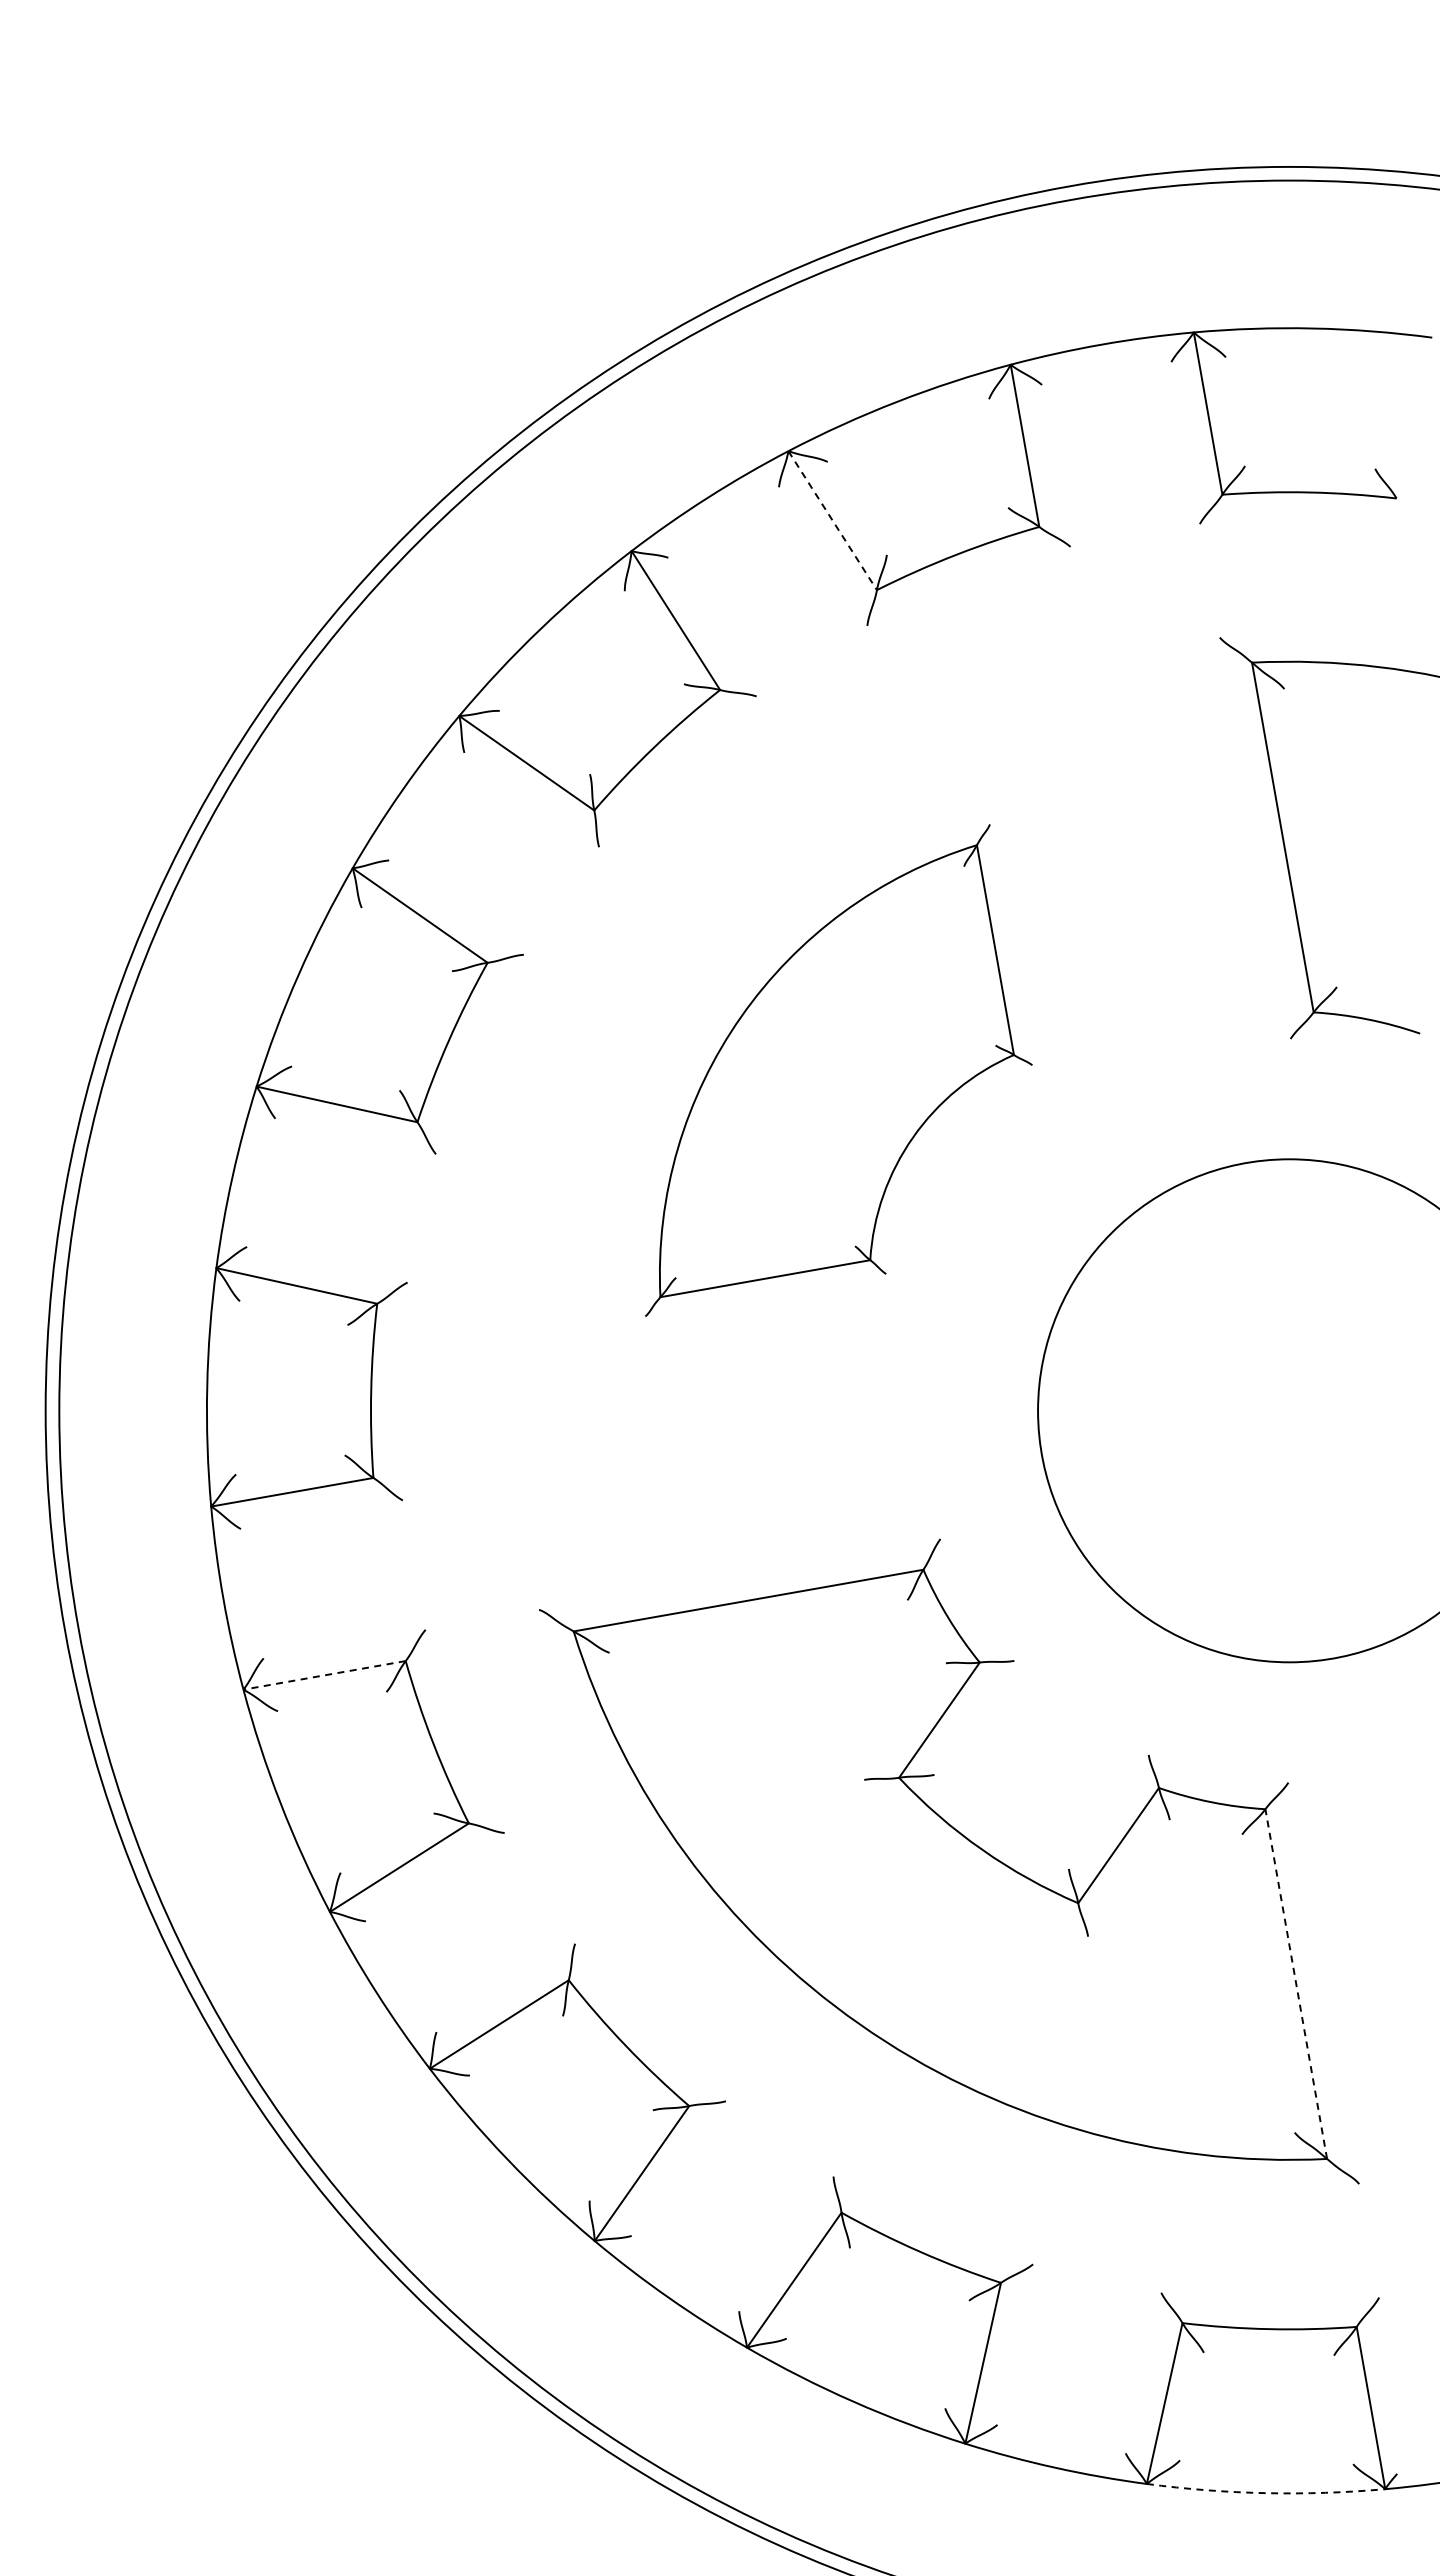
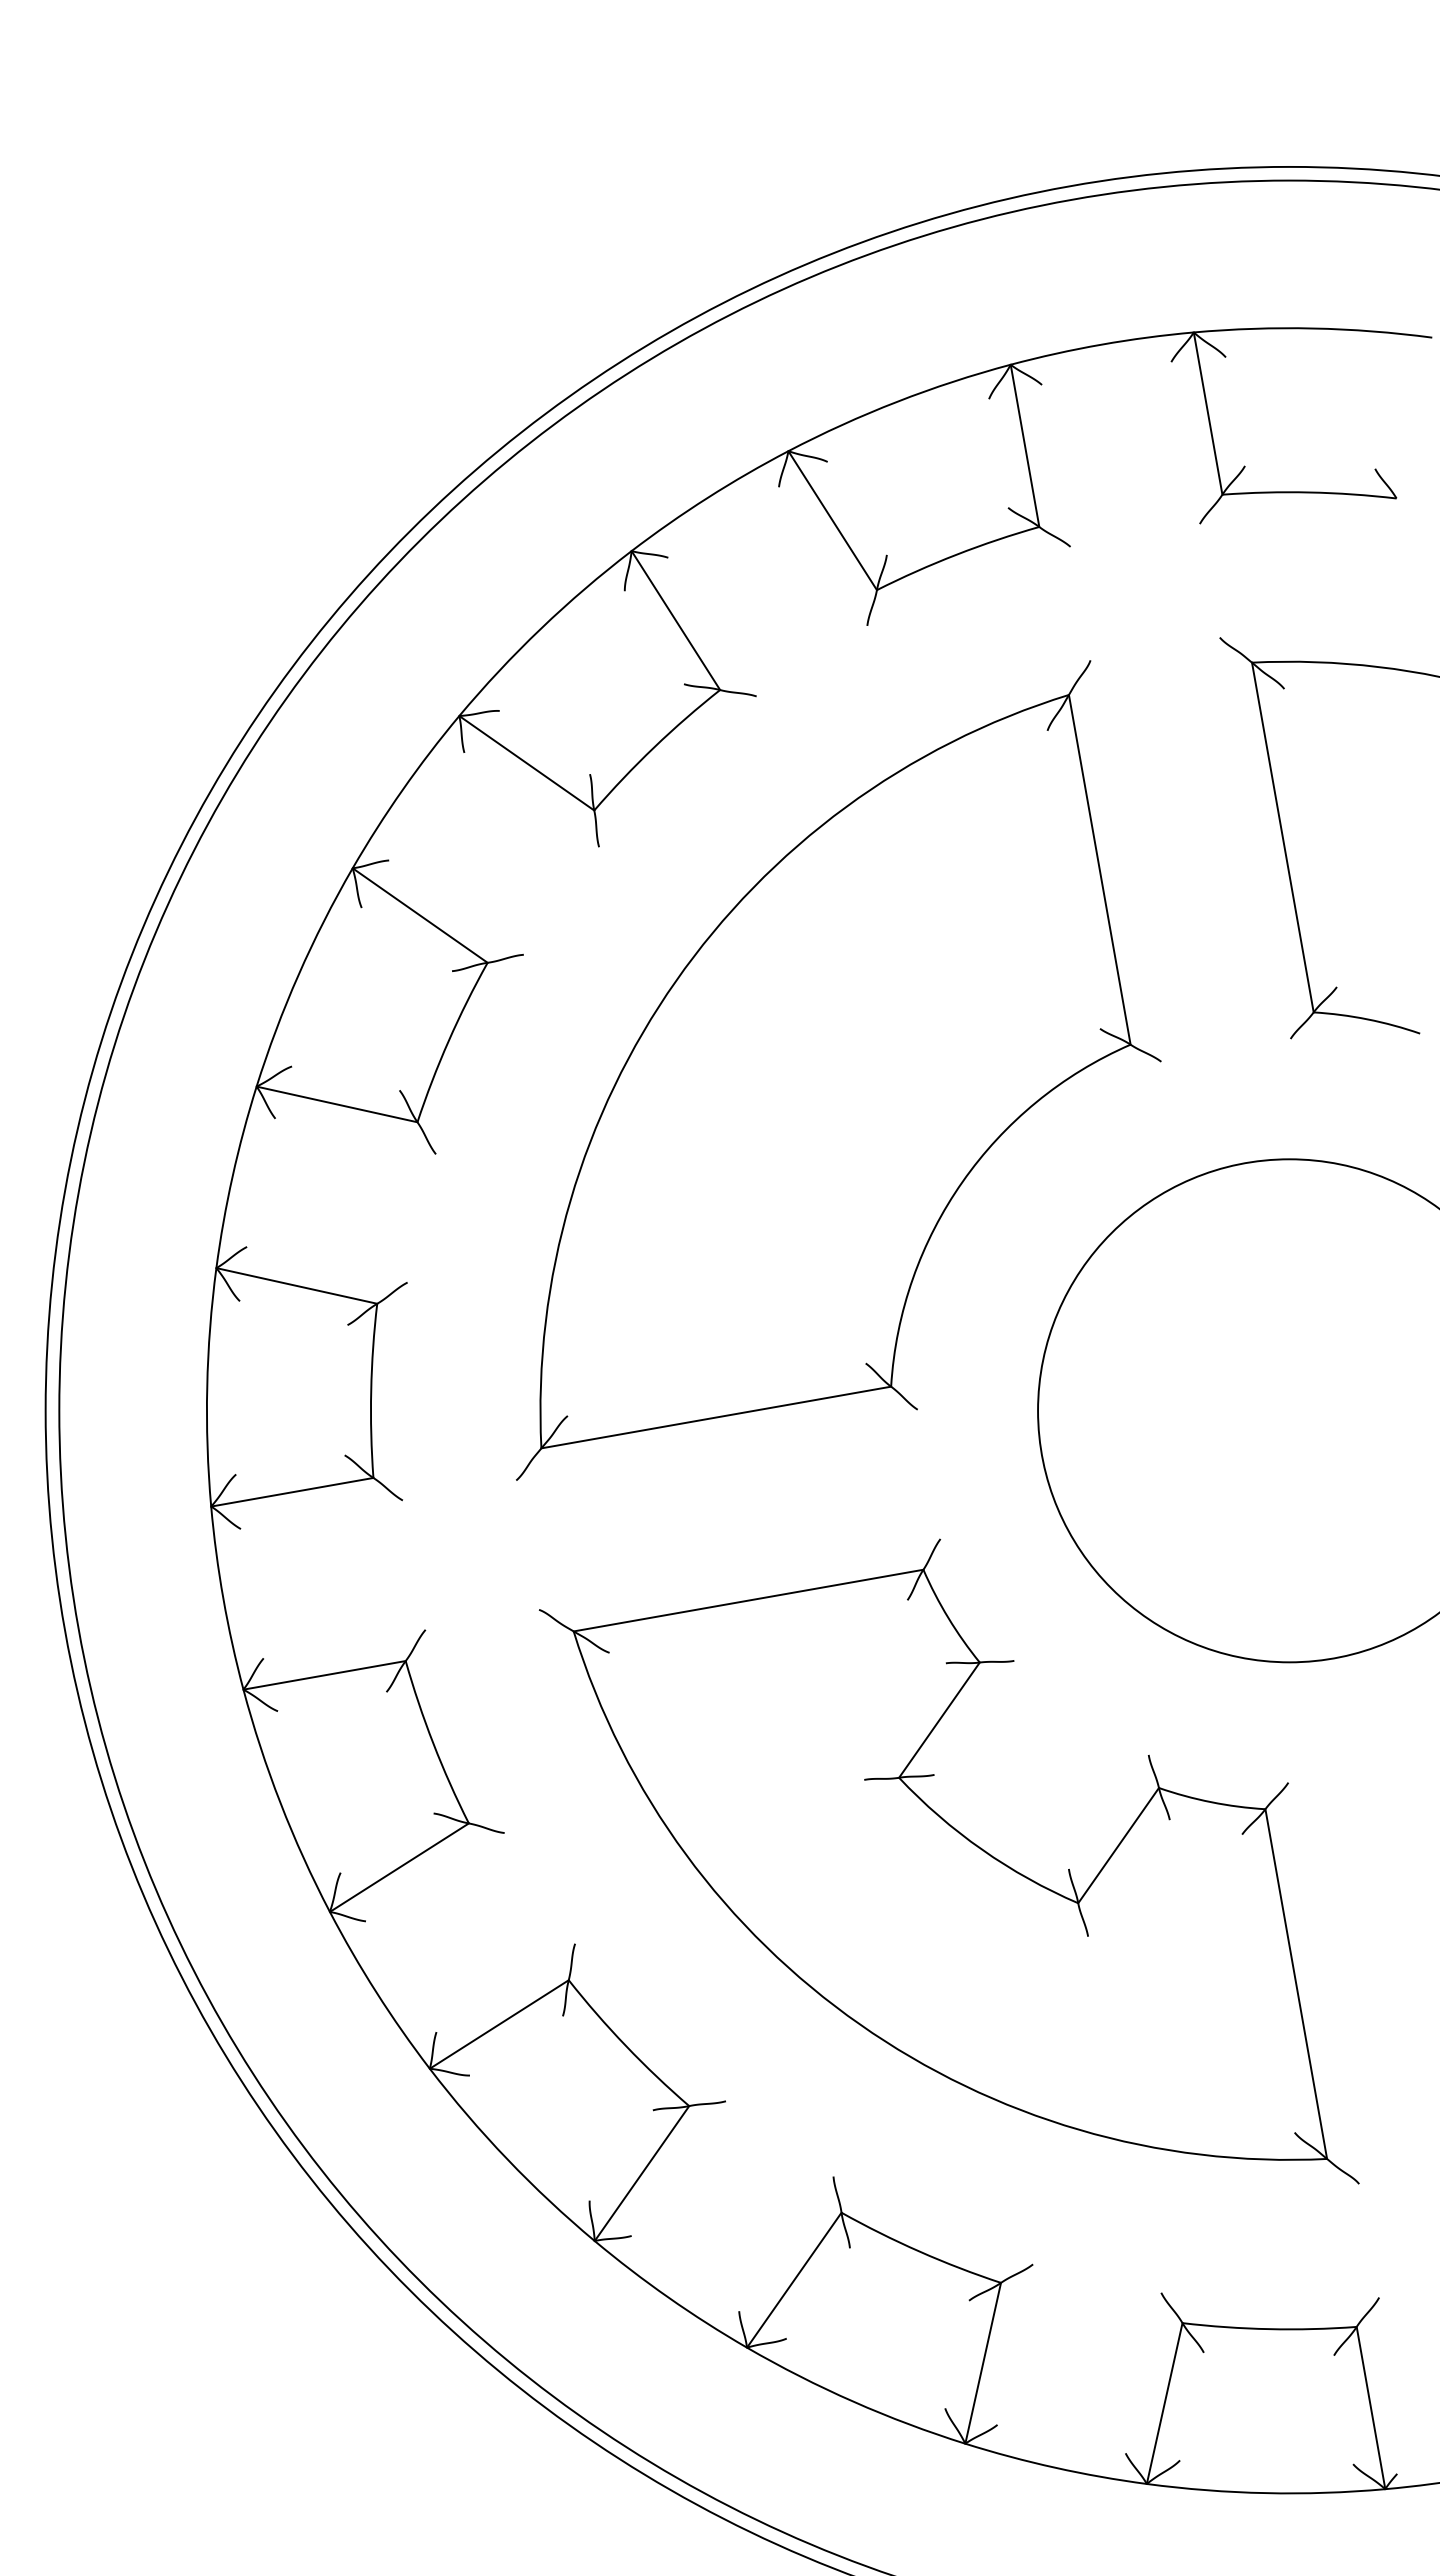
line: dashed -> solid (832, 521)
part size: 388x493 px -> 646x821 px (838, 1070)
line: dashed -> solid (324, 1675)
line: dashed -> solid (1296, 1984)
arc: dashed -> solid (1265, 2493)
